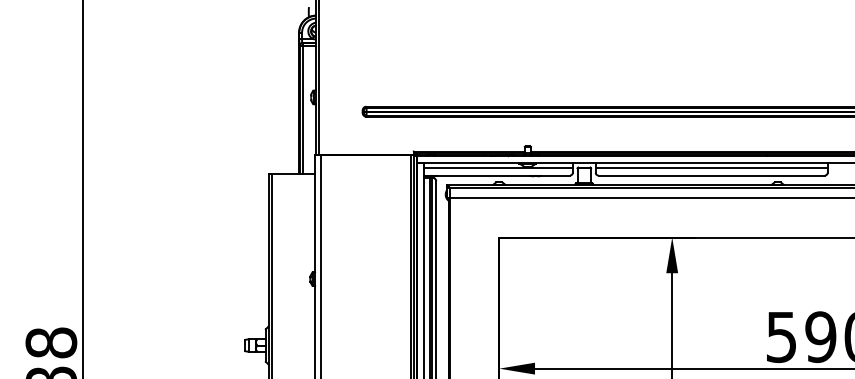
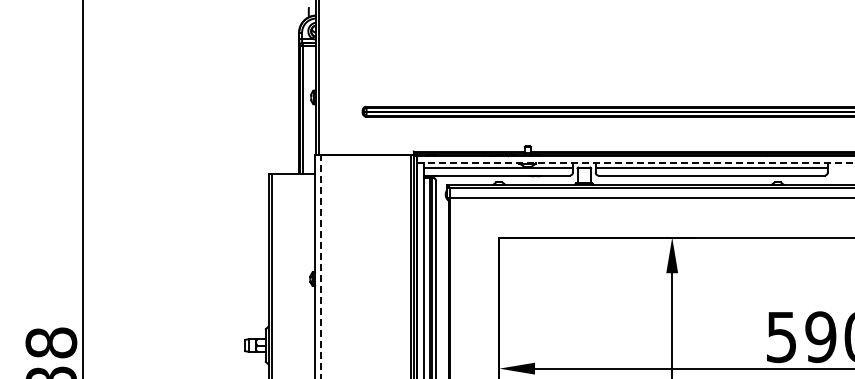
line: solid -> dashed (636, 163)
line: solid -> dashed (320, 266)
